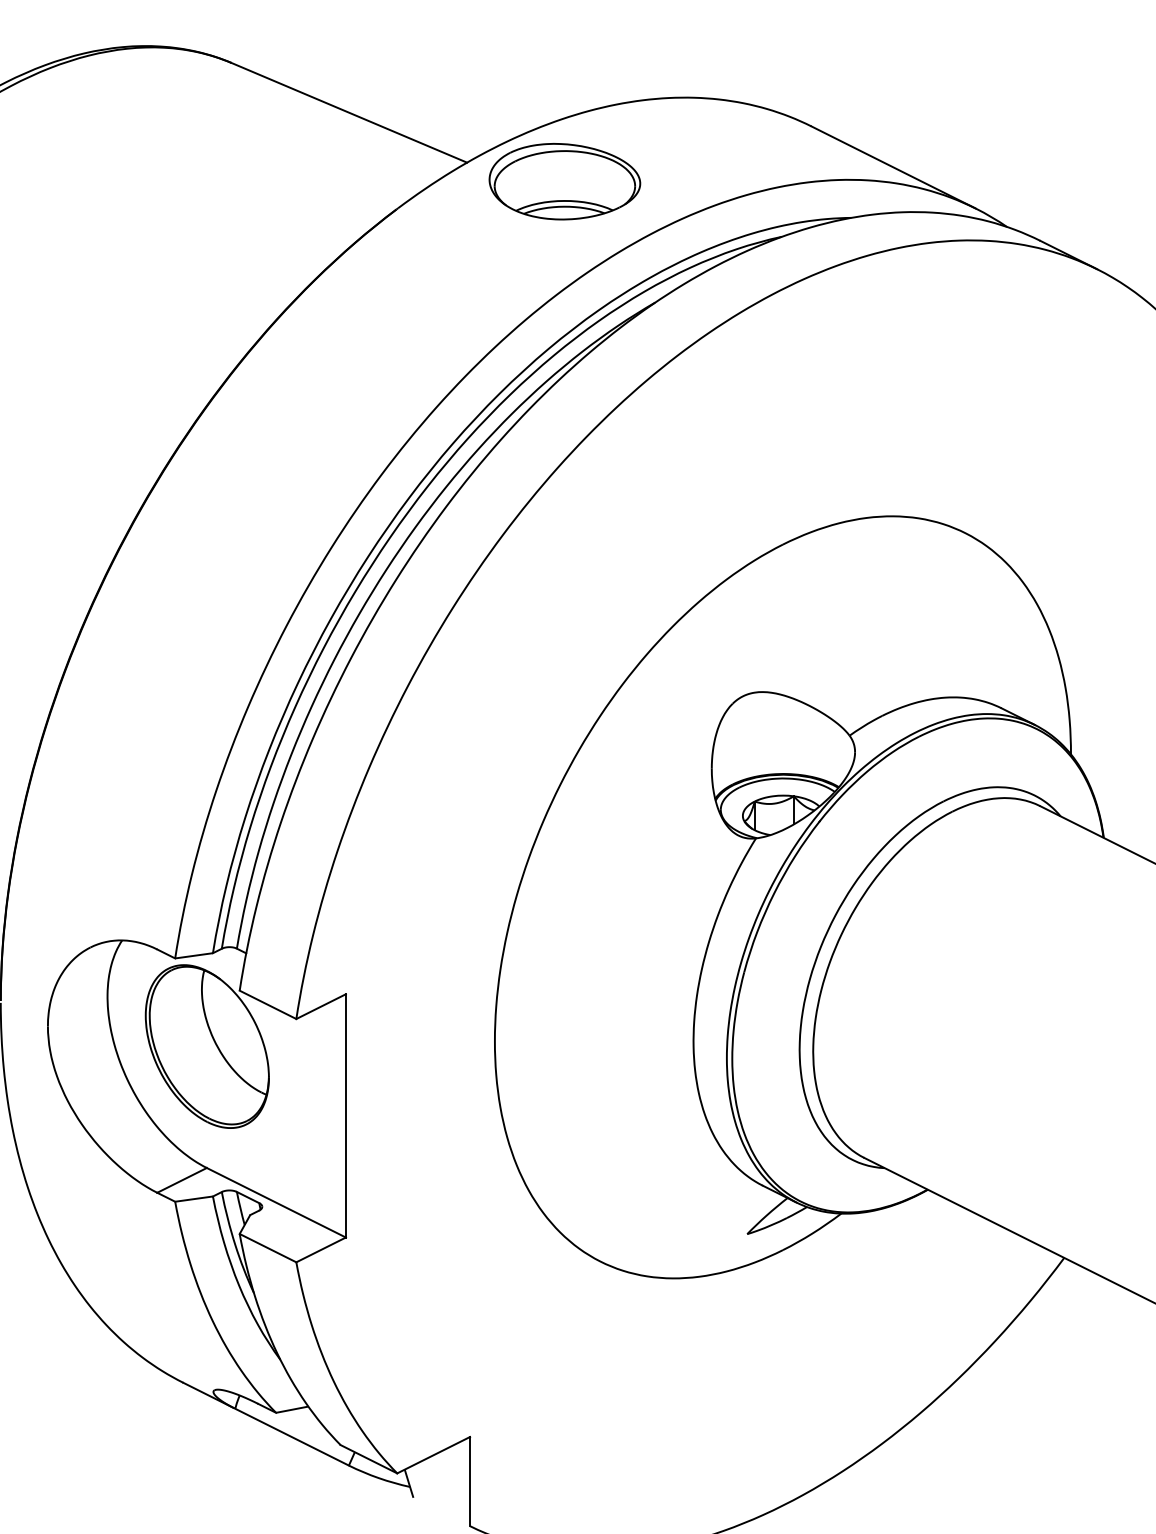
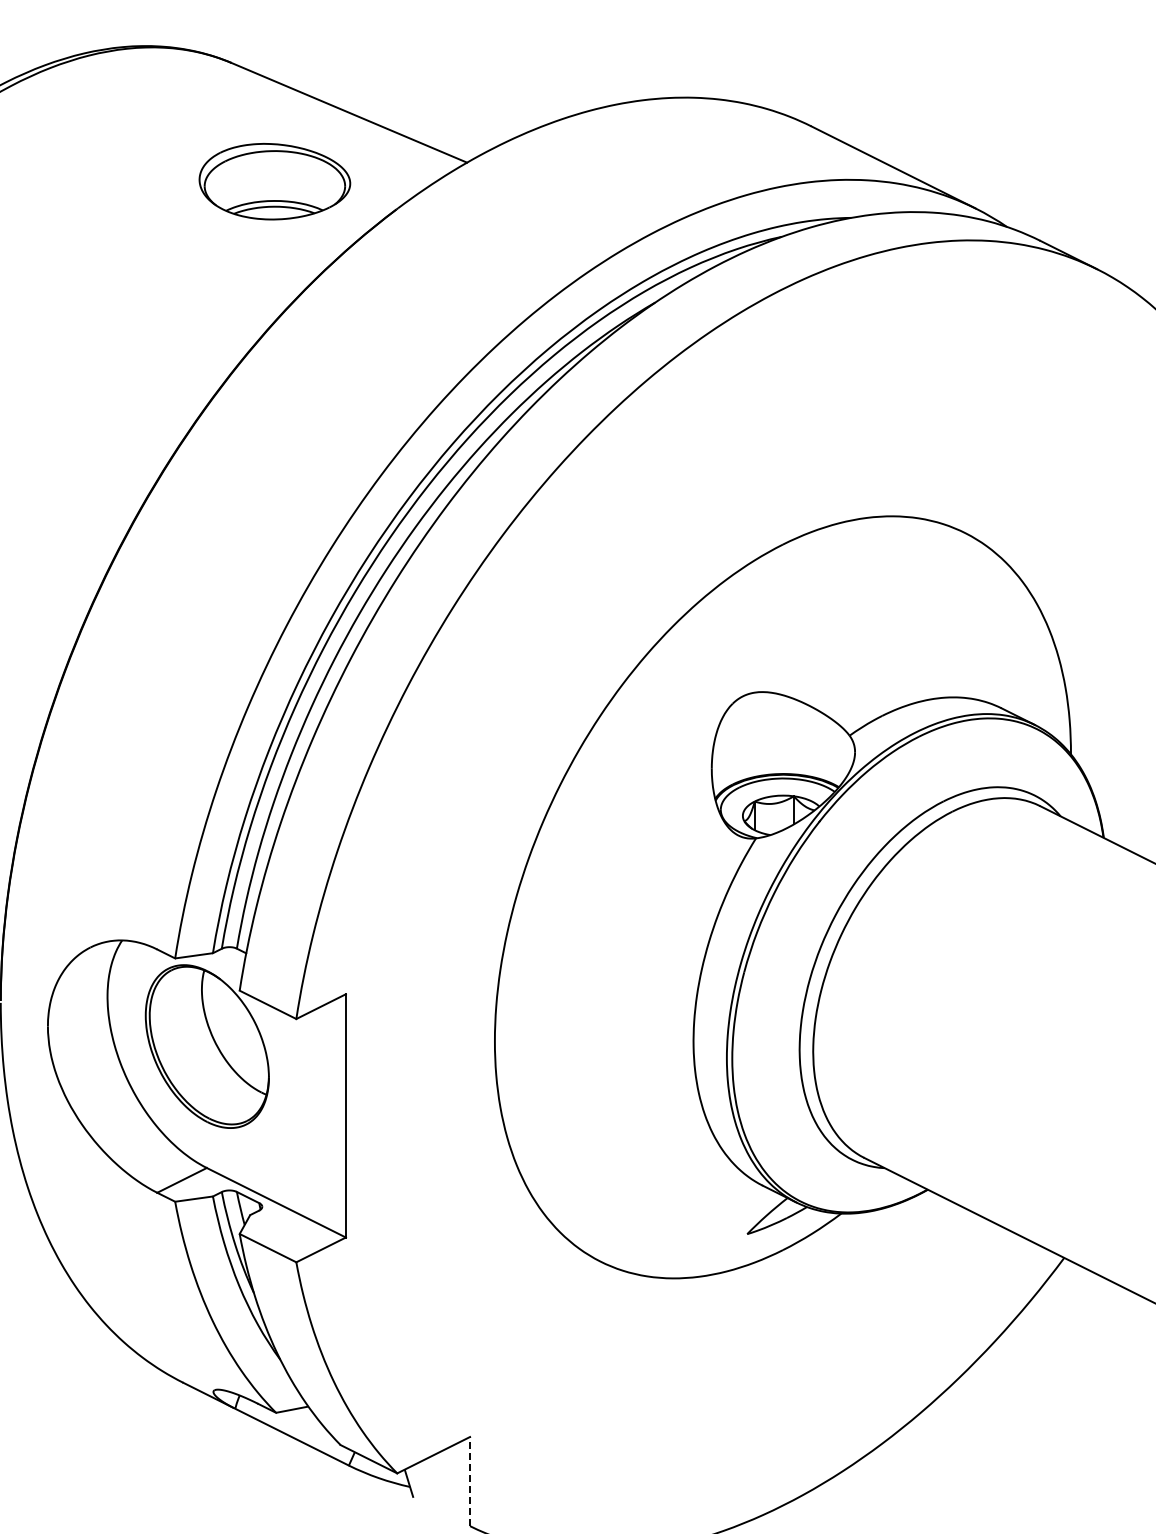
part position: (564, 181) -> (274, 181) (274, 181)
line: solid -> dashed (470, 1481)
